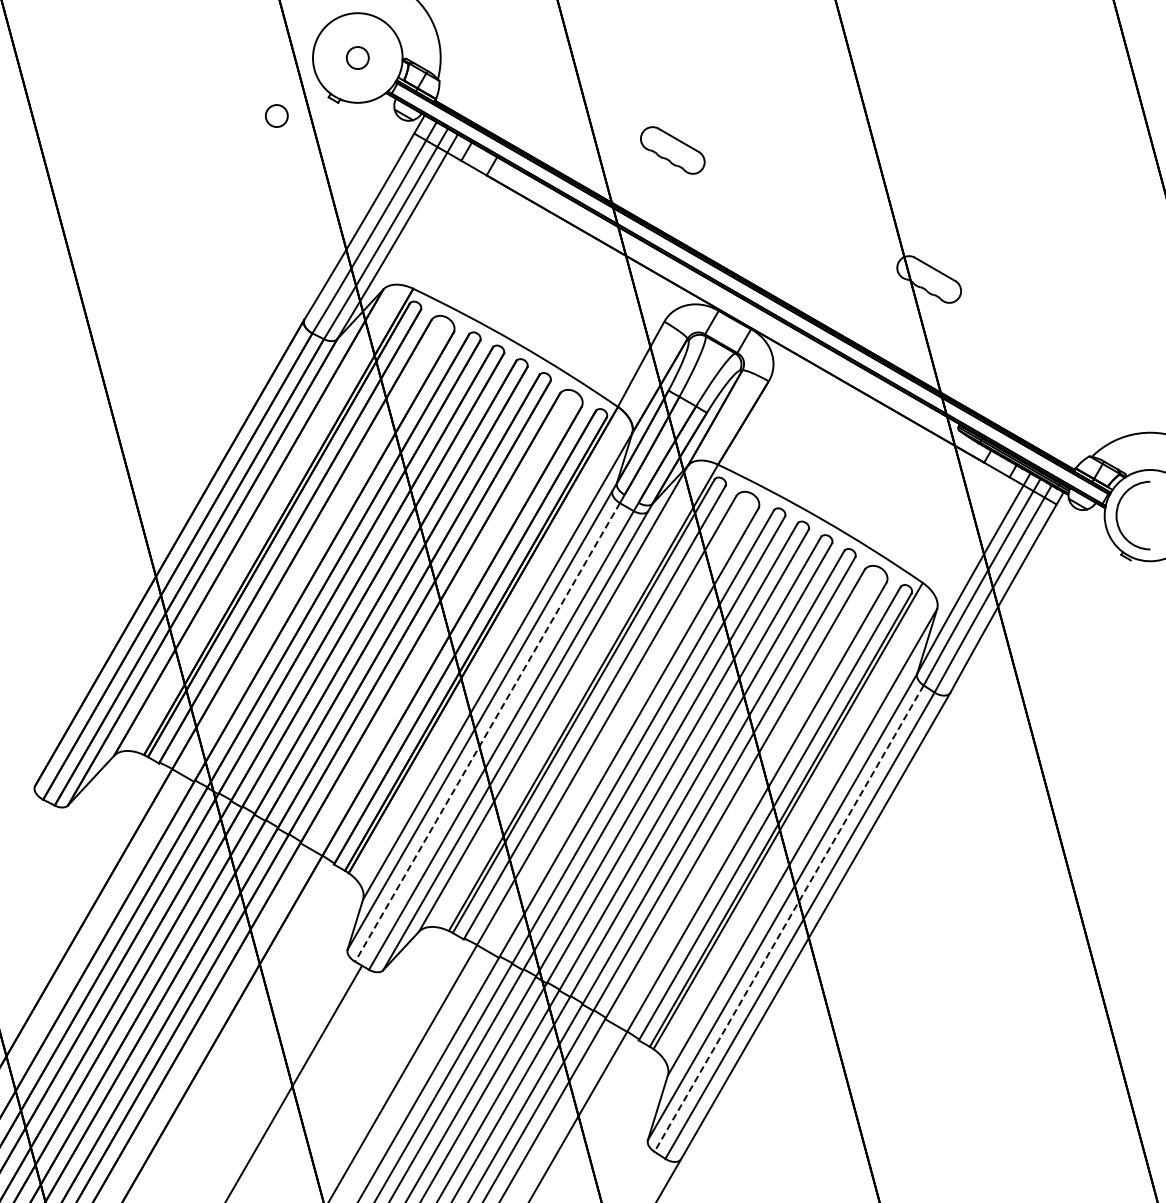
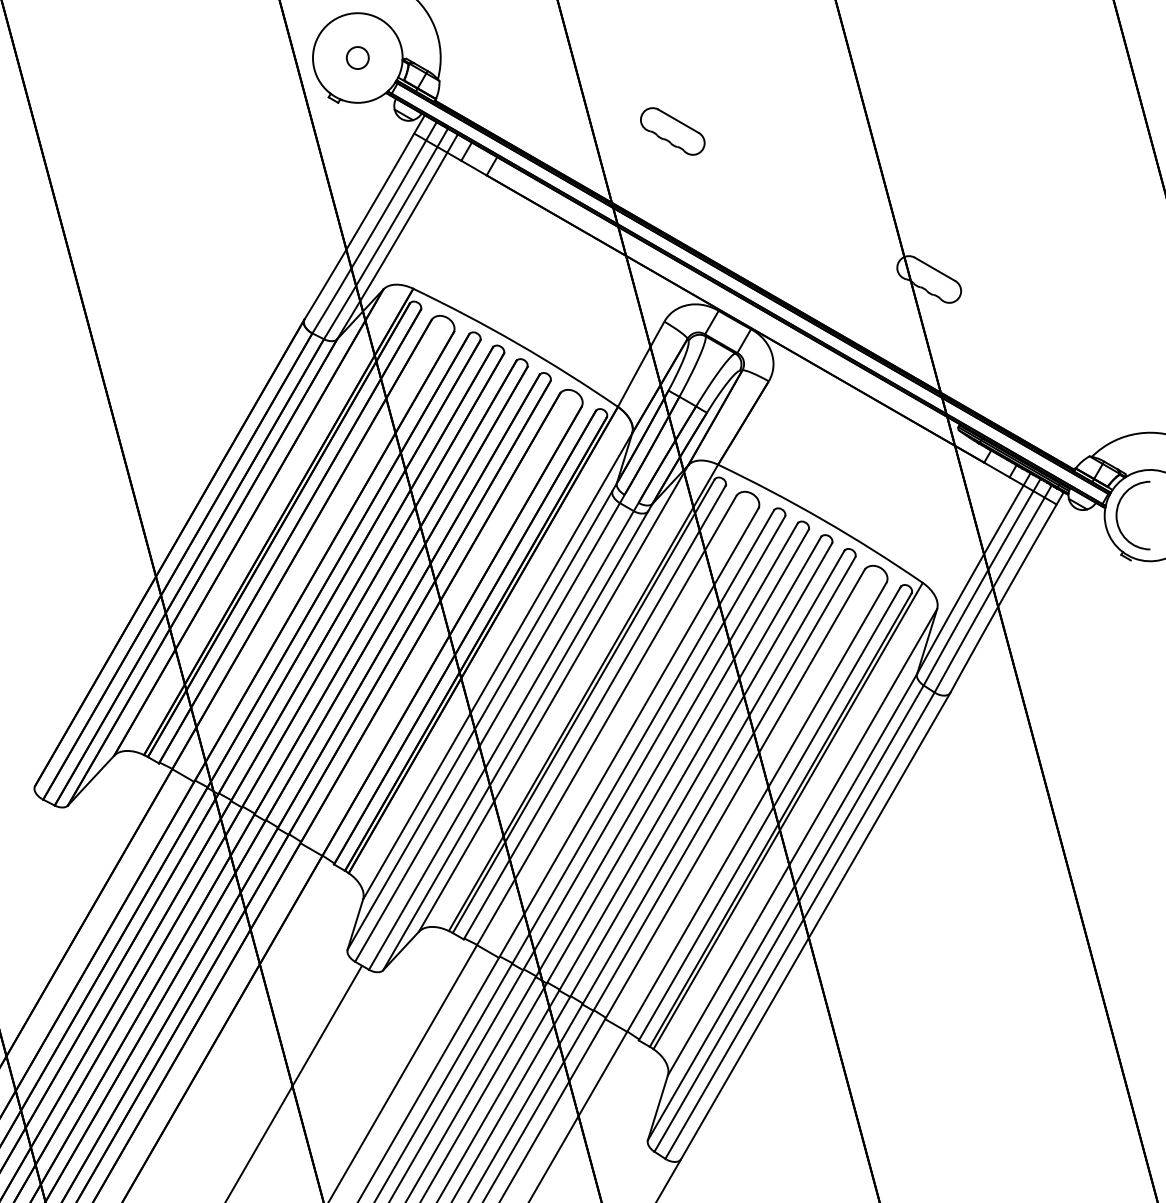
circle: present -> none (276, 115)
part position: (672, 150) -> (672, 131) (672, 131)
line: dashed -> solid (487, 732)
line: dashed -> solid (788, 919)
